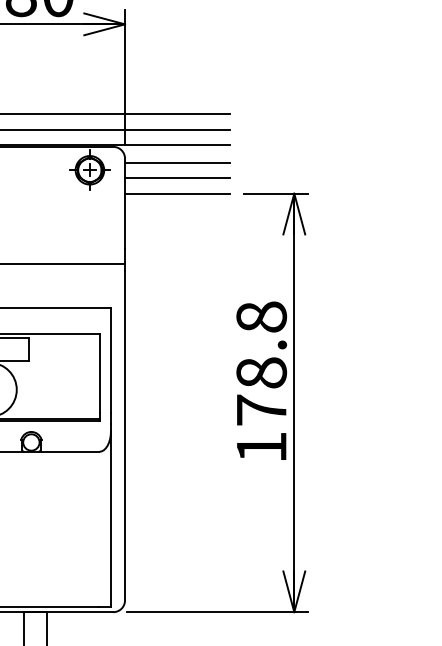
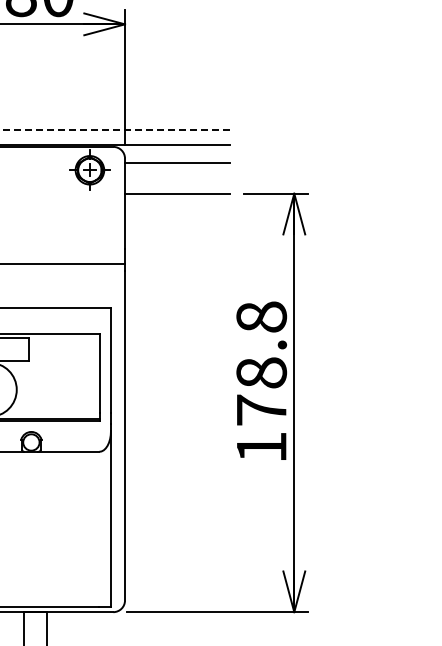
line: present -> none (115, 114)
line: solid -> dashed (114, 129)
line: present -> none (177, 177)
